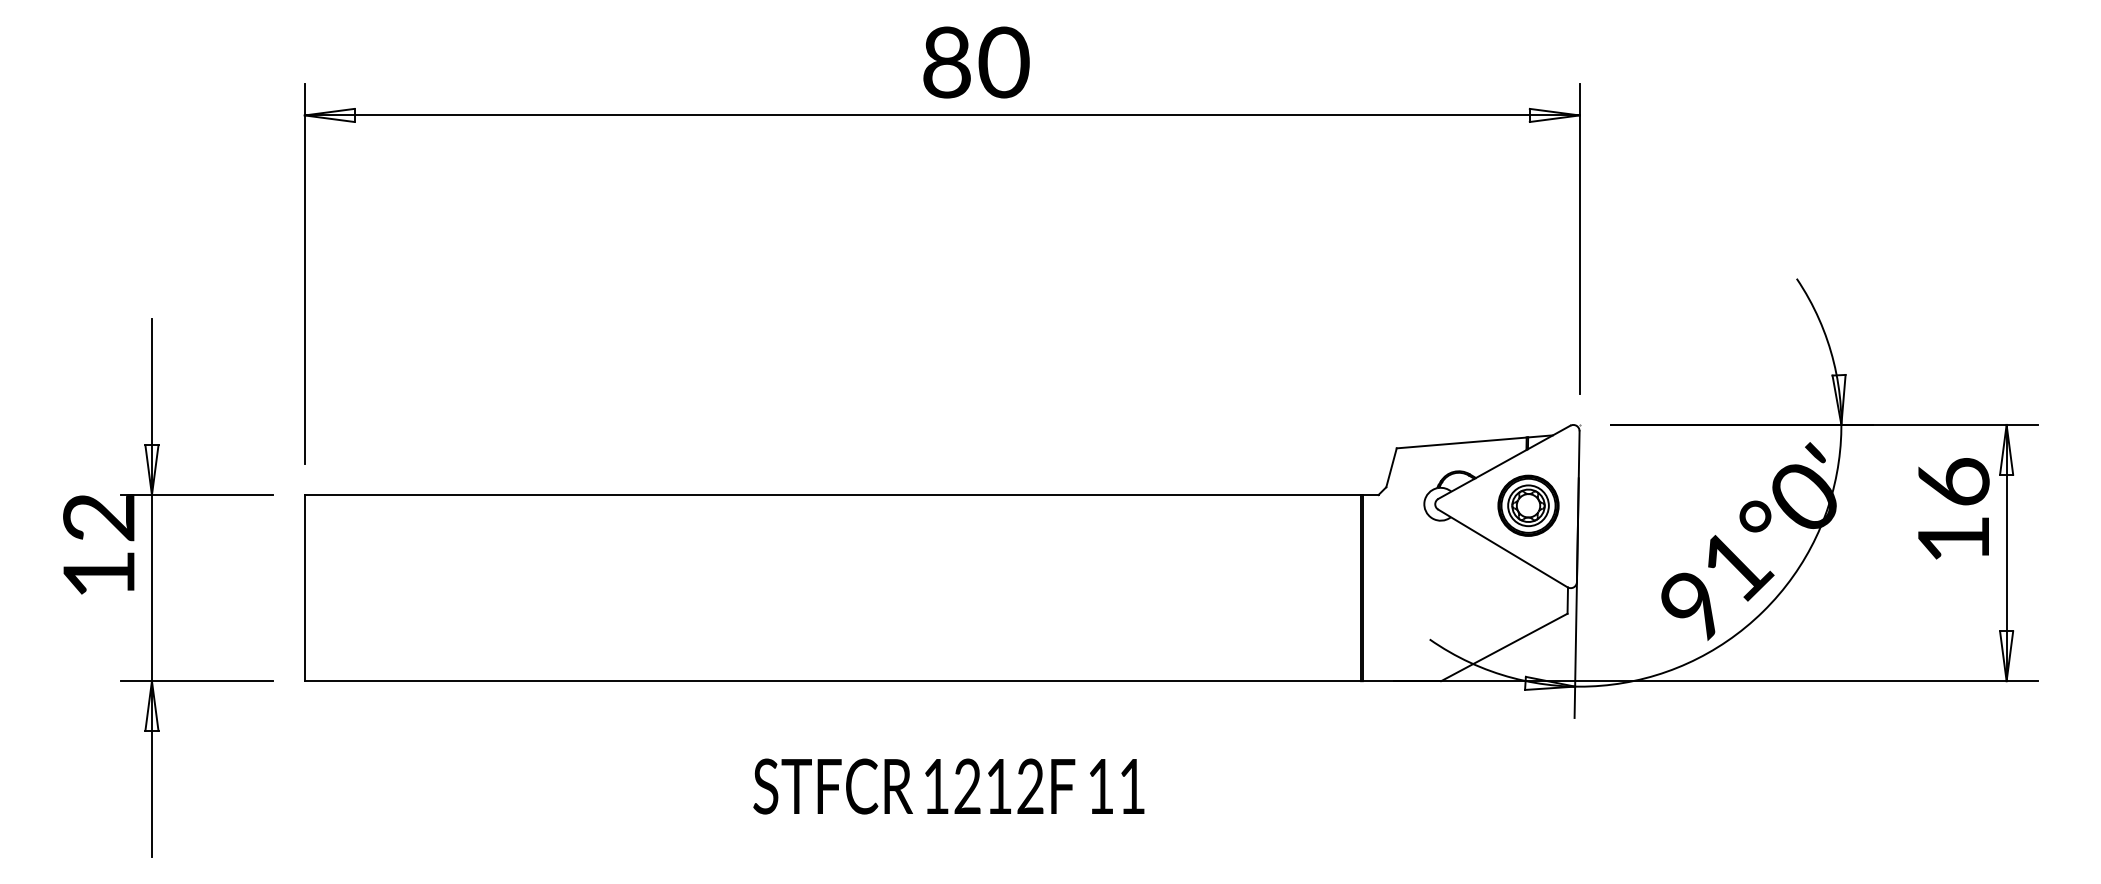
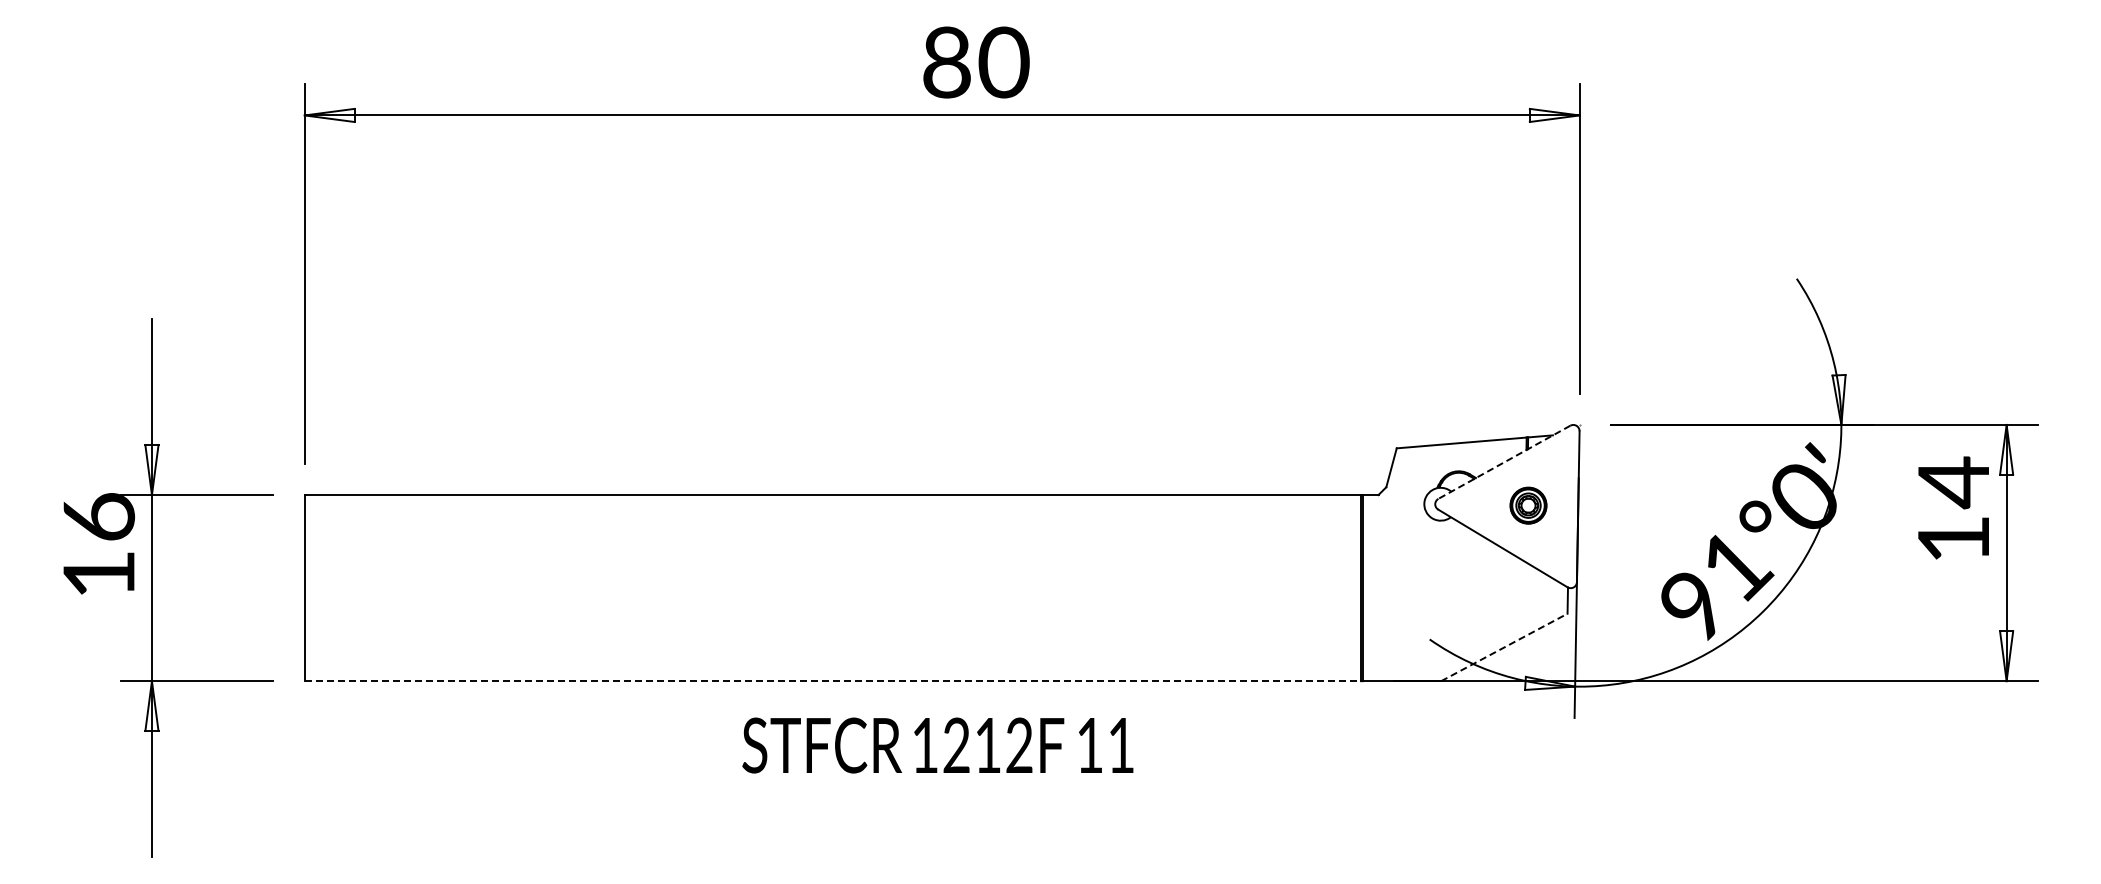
line: solid -> dashed (1503, 462)
text: 16 -> 14 (1953, 482)
part size: 63x63 px -> 39x39 px (1528, 505)
text: 12 -> 16 (99, 517)
line: solid -> dashed (1504, 647)
line: solid -> dashed (833, 681)
text position: (948, 786) -> (937, 745) (937, 745)
